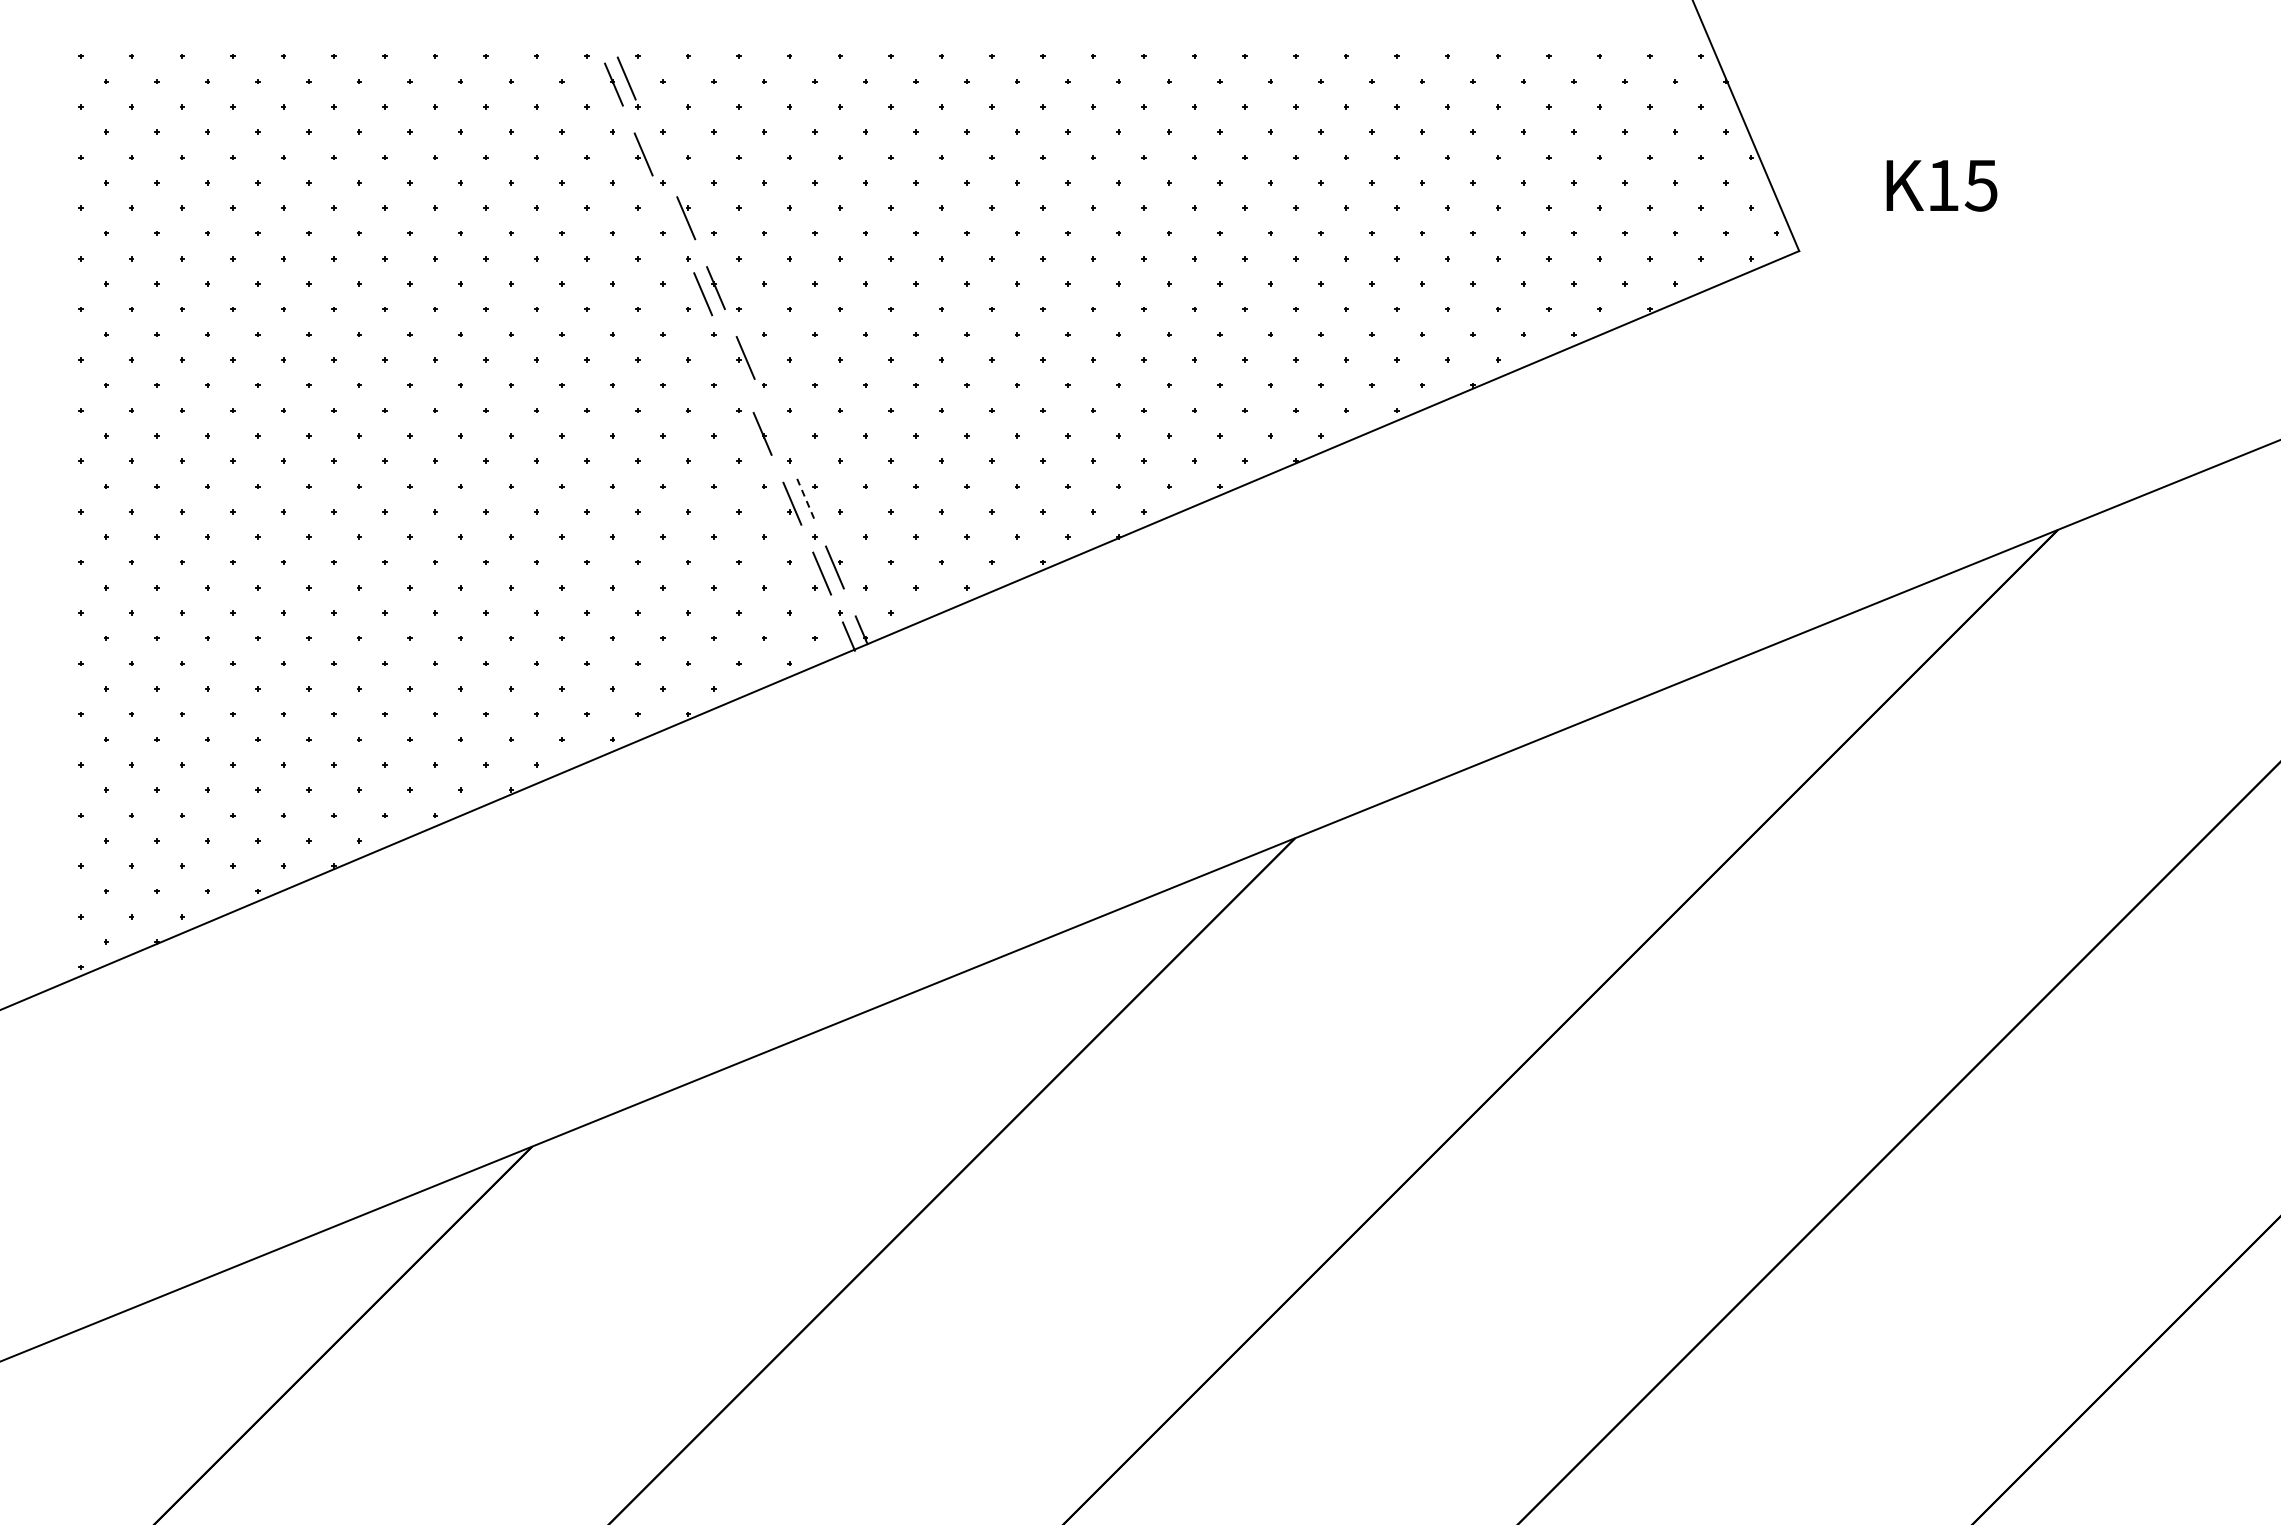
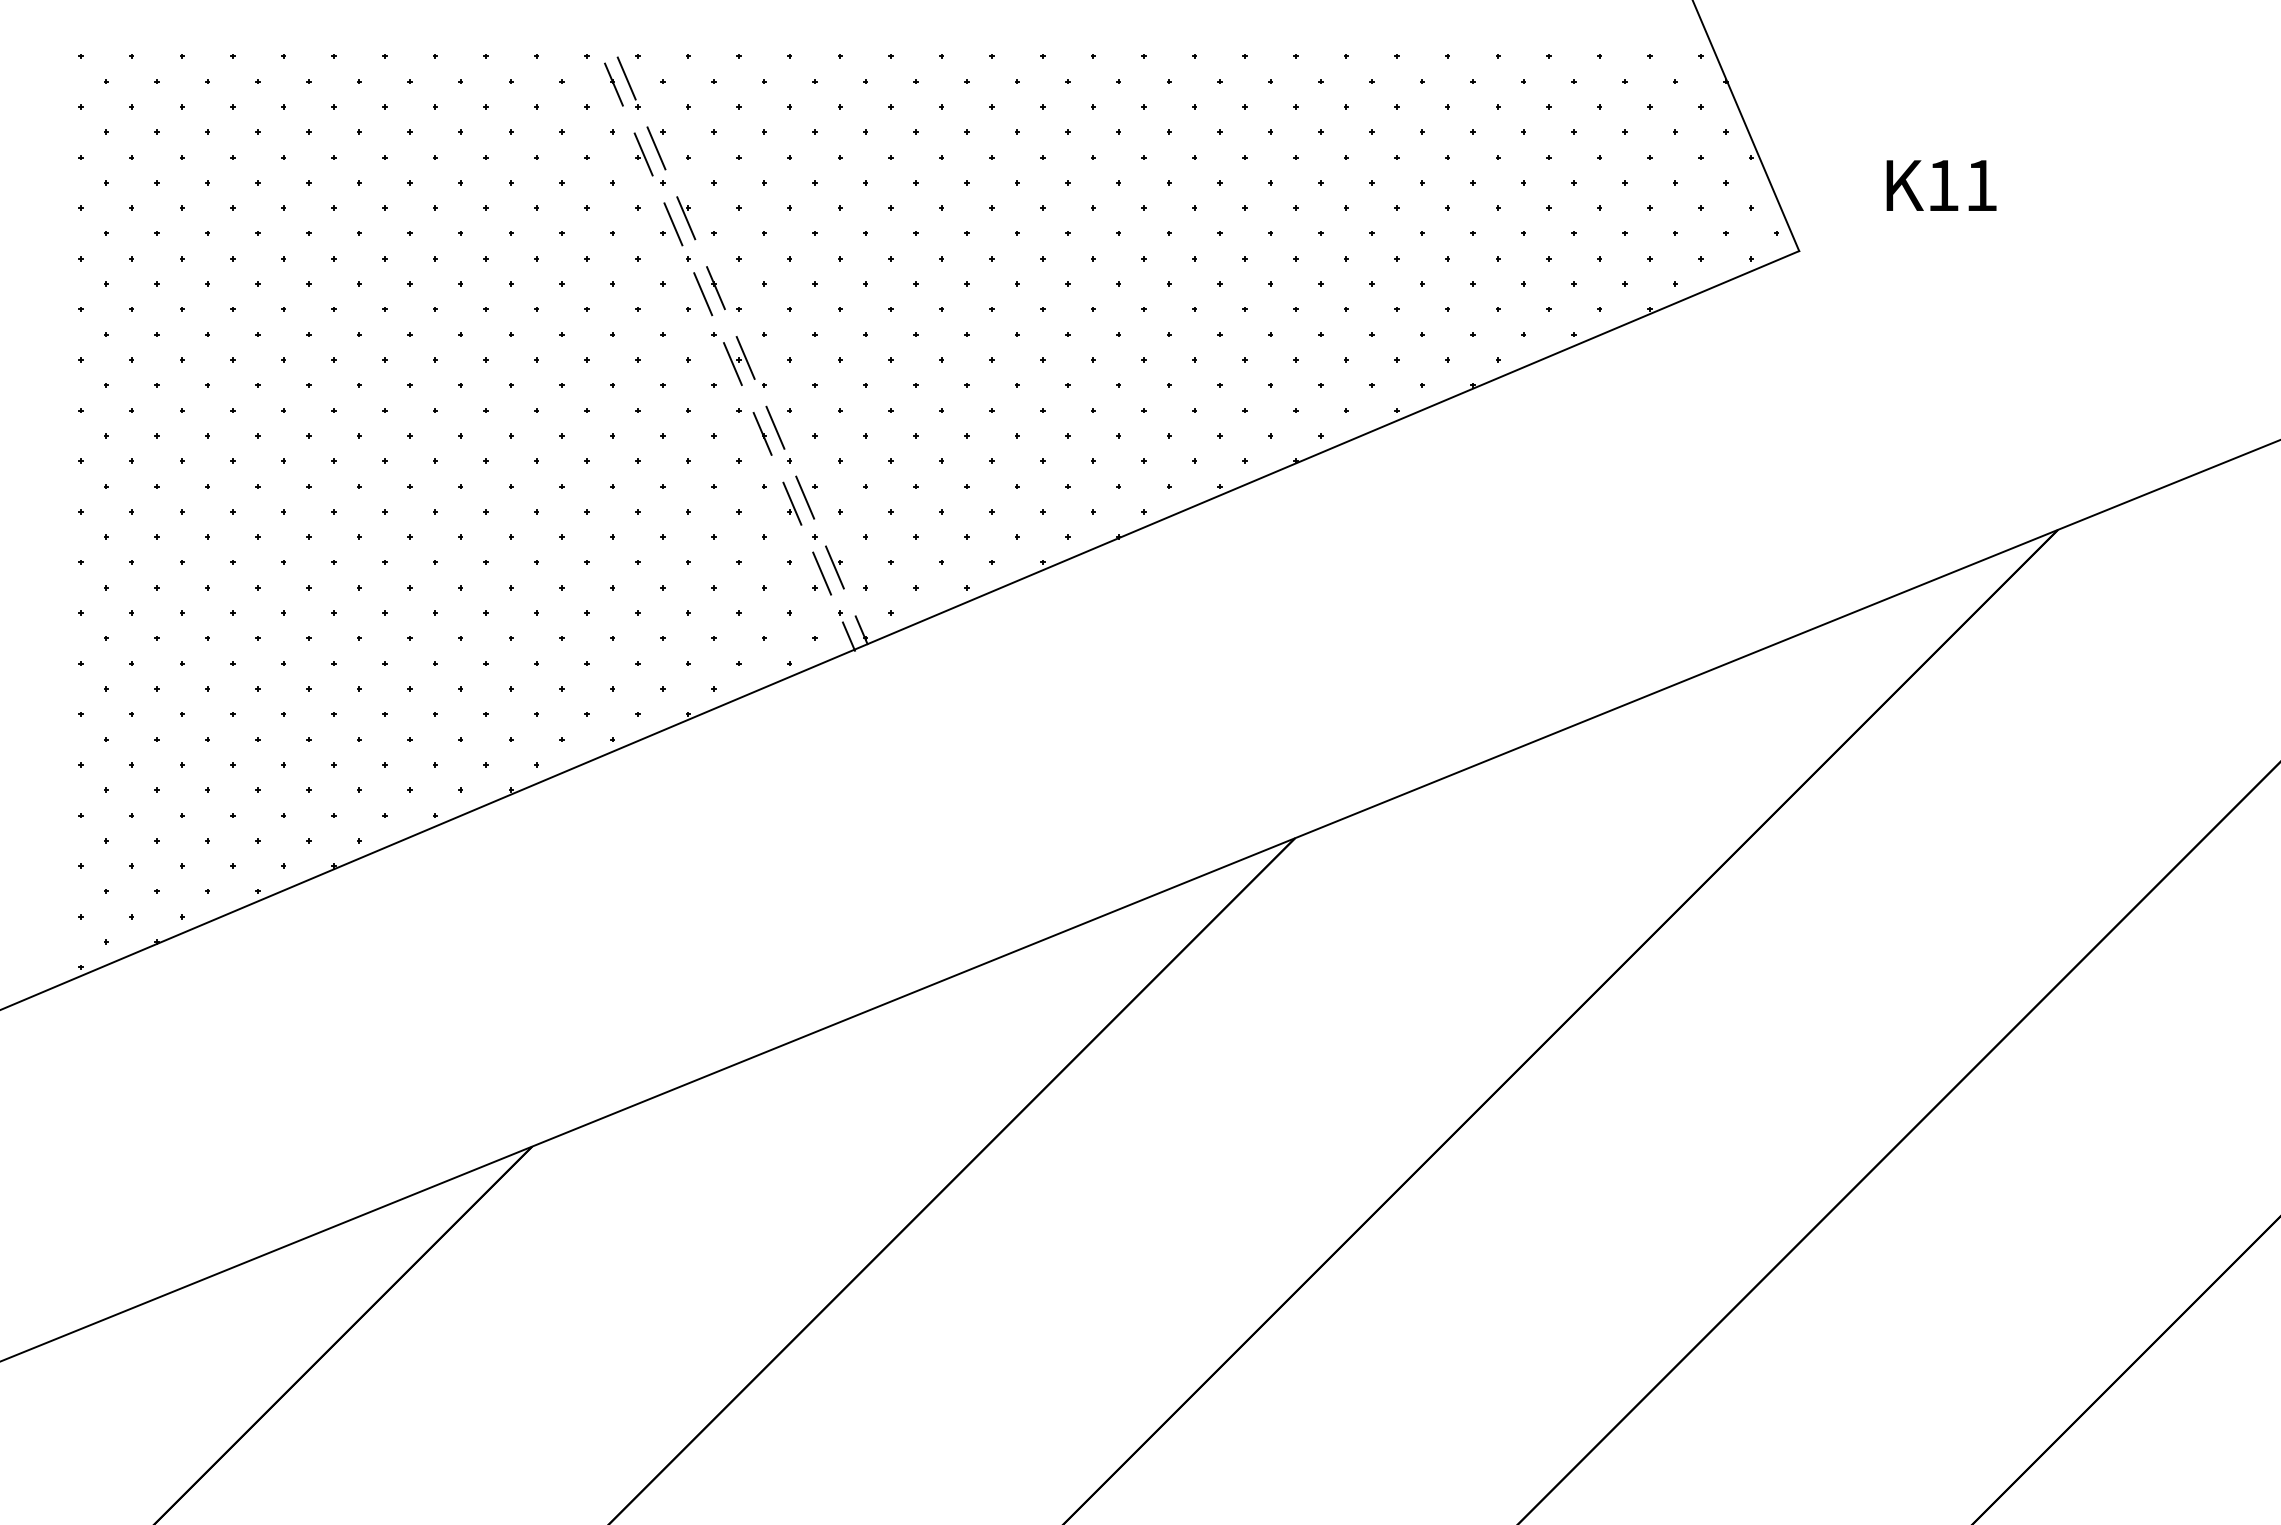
line: none -> present (656, 148)
text: 15 -> 11 (1980, 185)
line: none -> present (673, 224)
line: none -> present (732, 364)
line: none -> present (775, 427)
line: dashed -> solid (805, 497)
